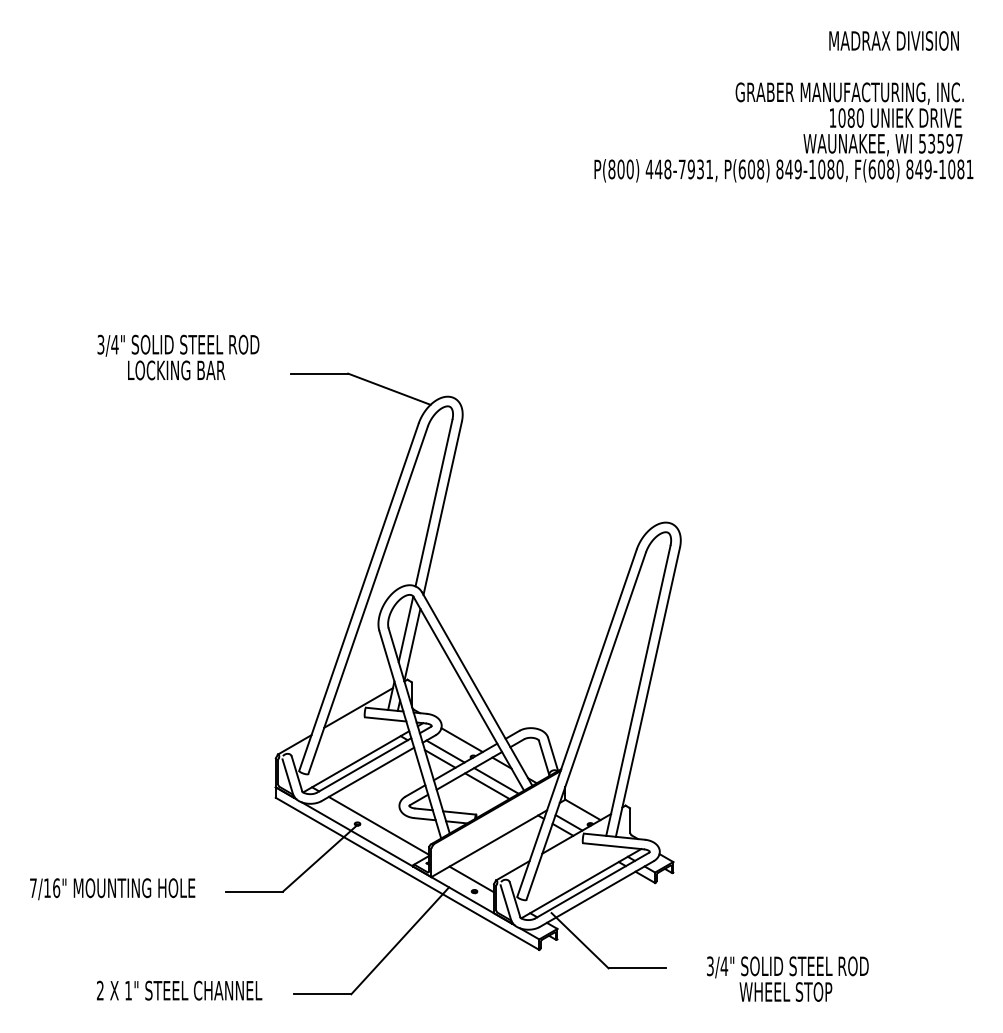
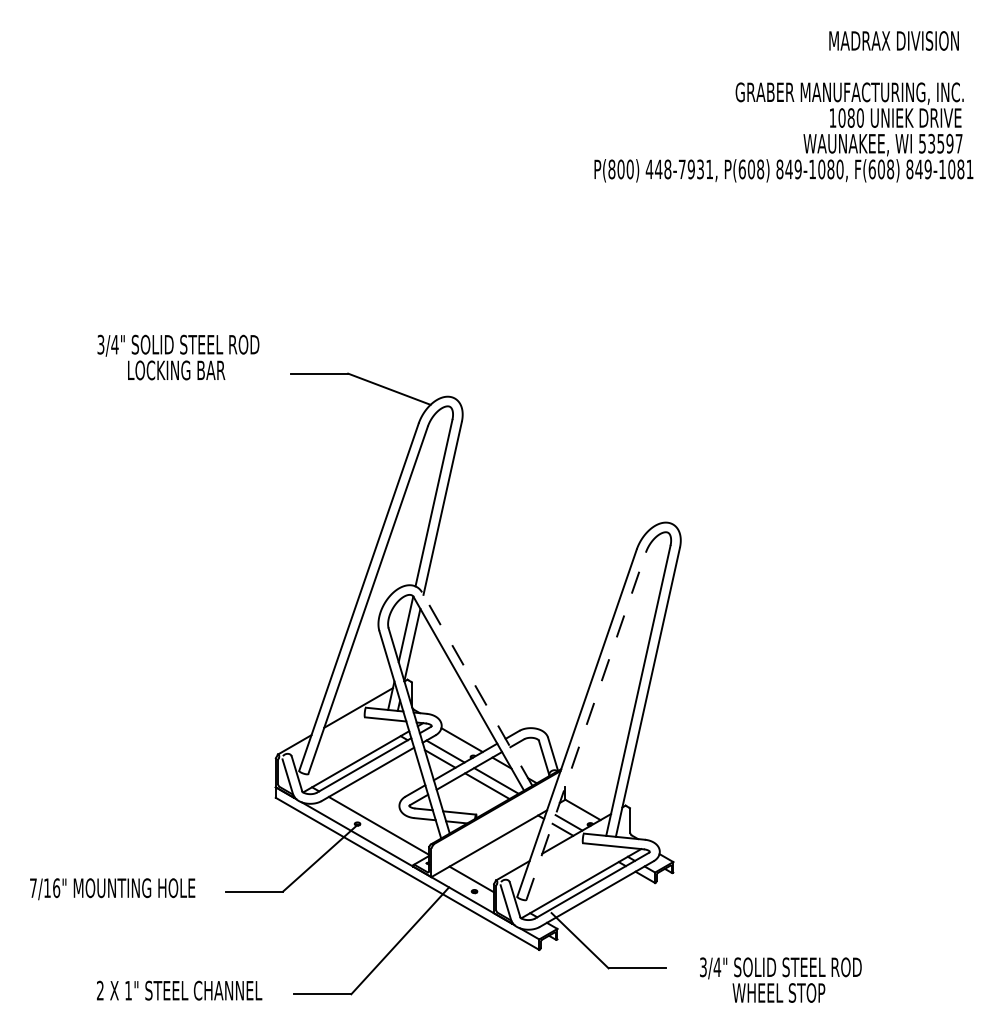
line: solid -> dashed (477, 688)
line: solid -> dashed (586, 726)
text position: (787, 978) -> (780, 979) (780, 979)
